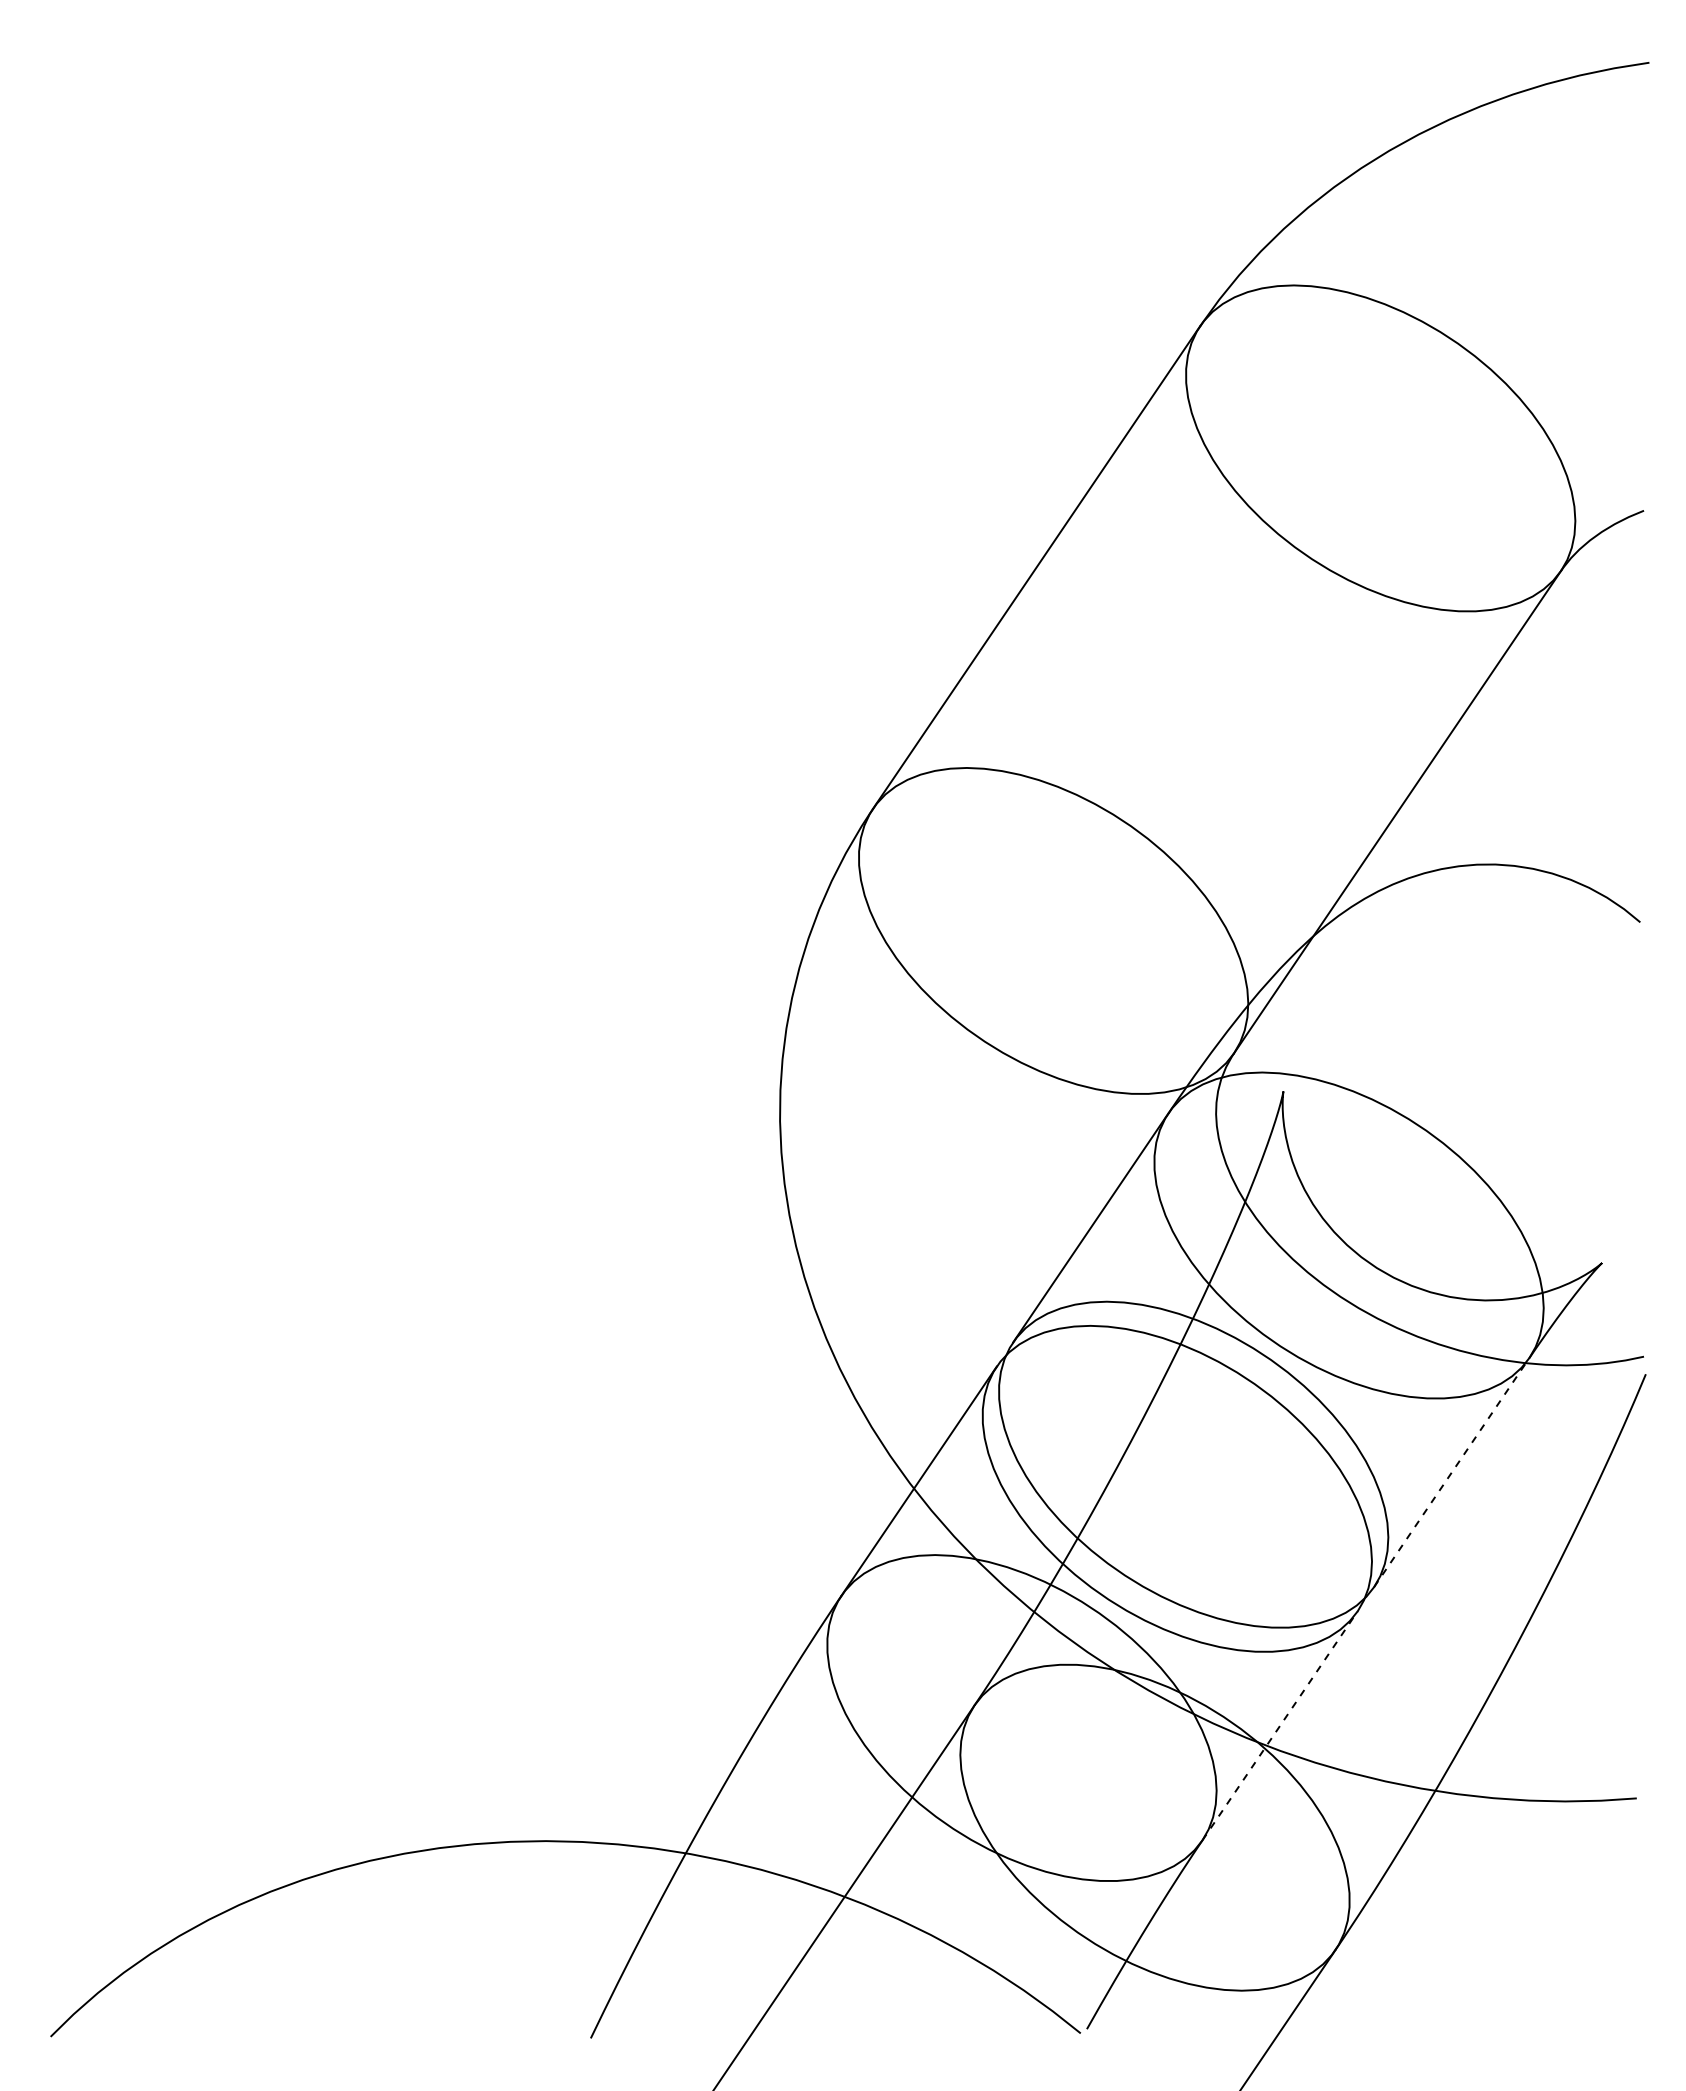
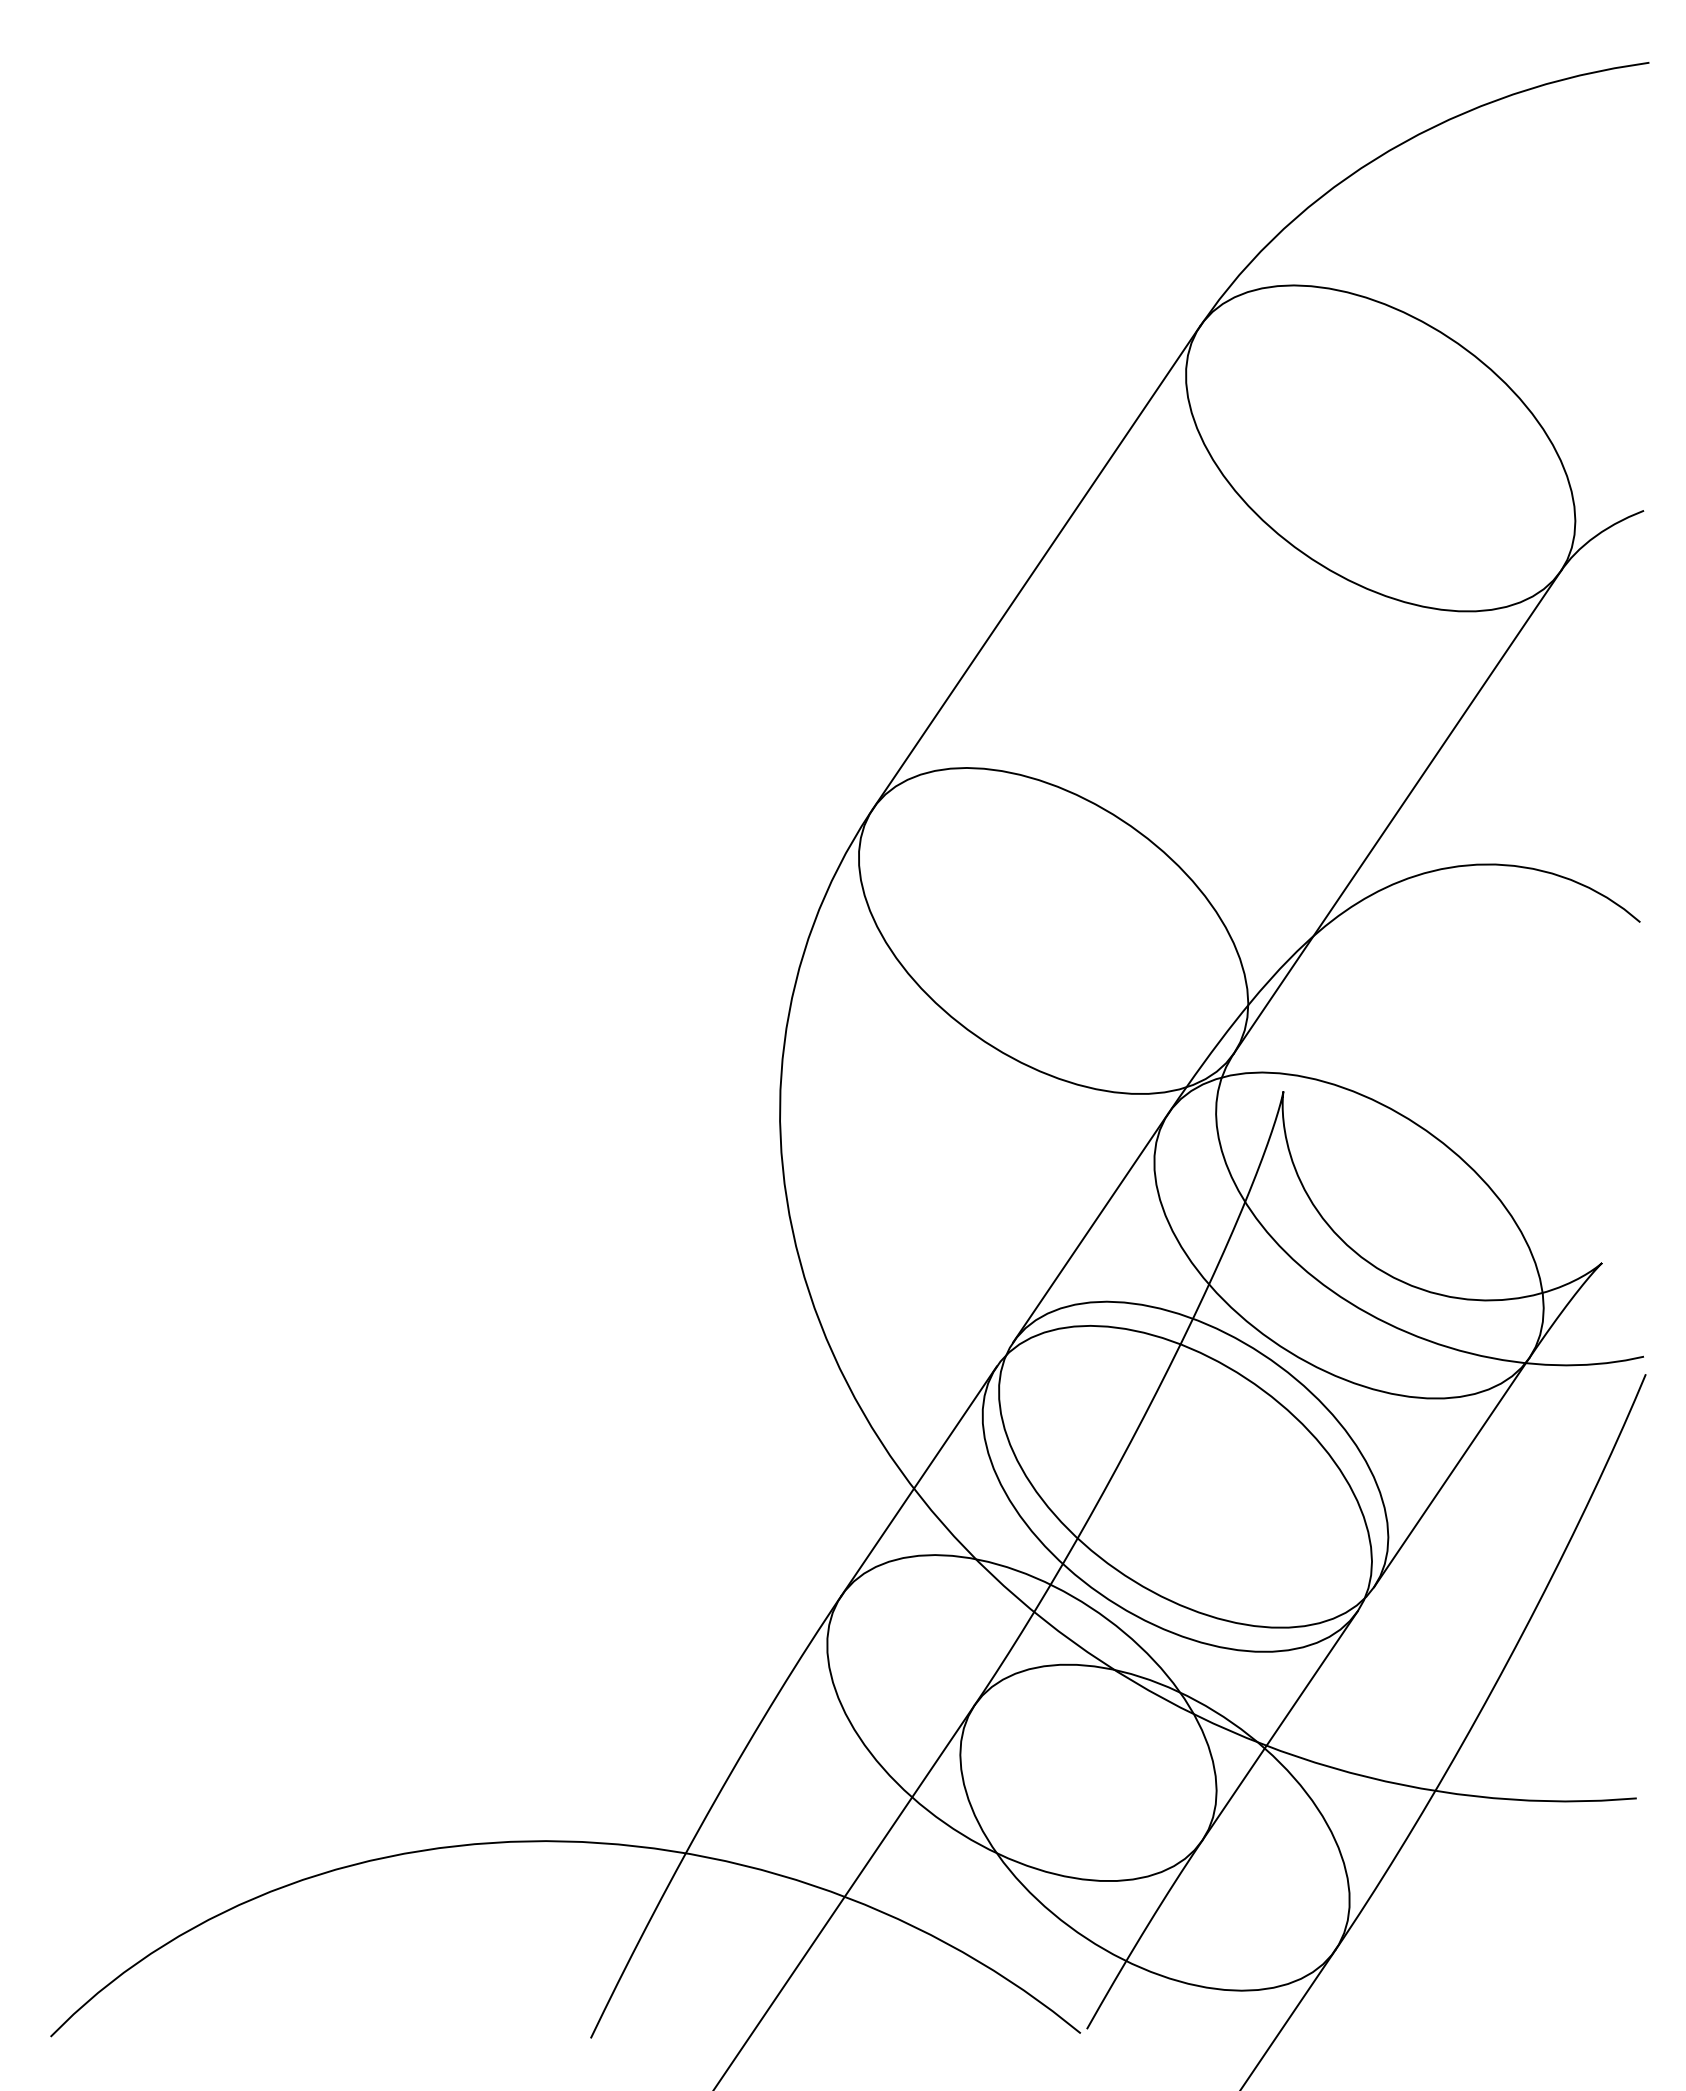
line: dashed -> solid (1452, 1472)
line: dashed -> solid (1280, 1725)
